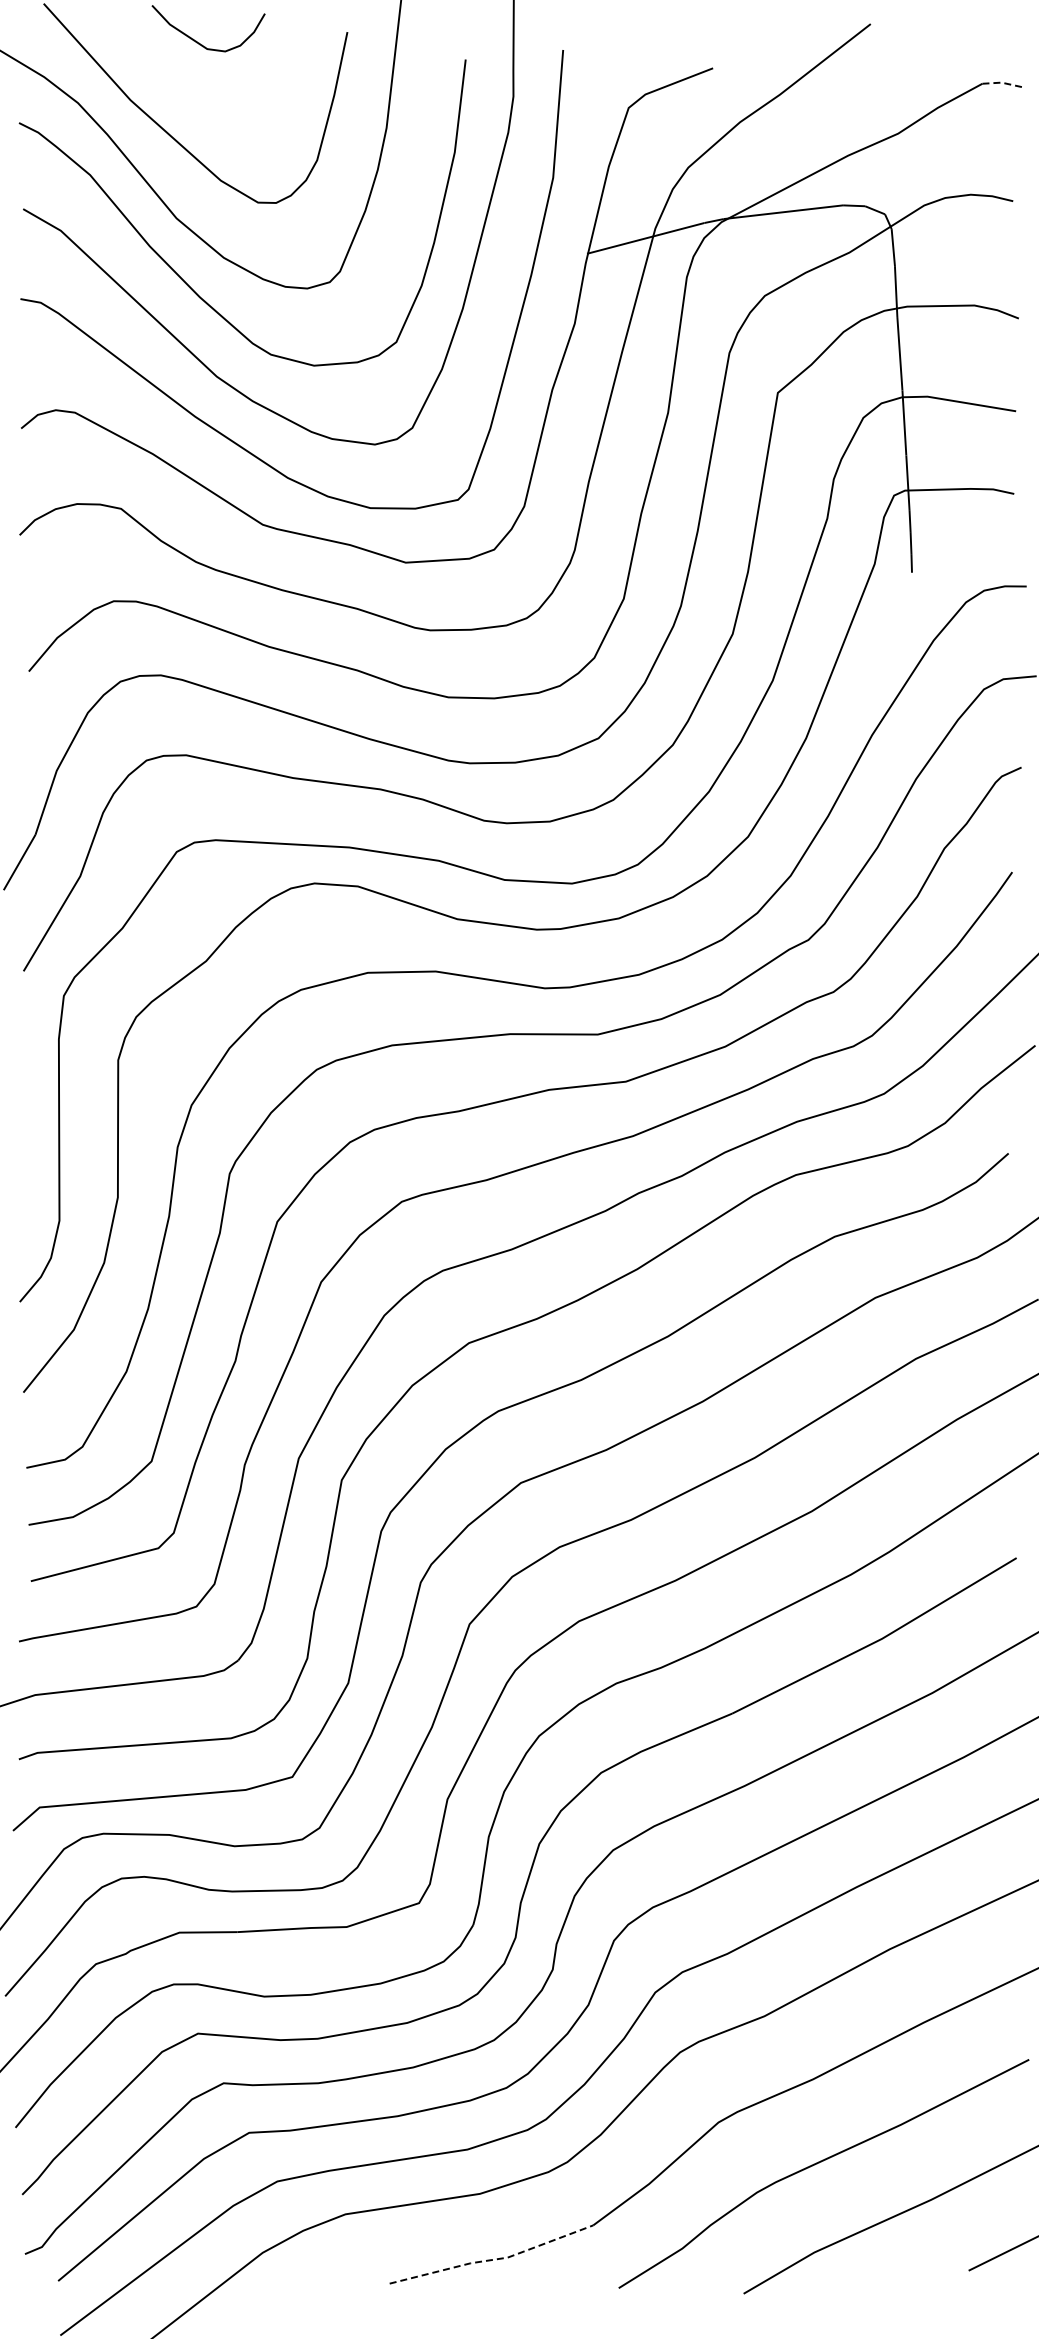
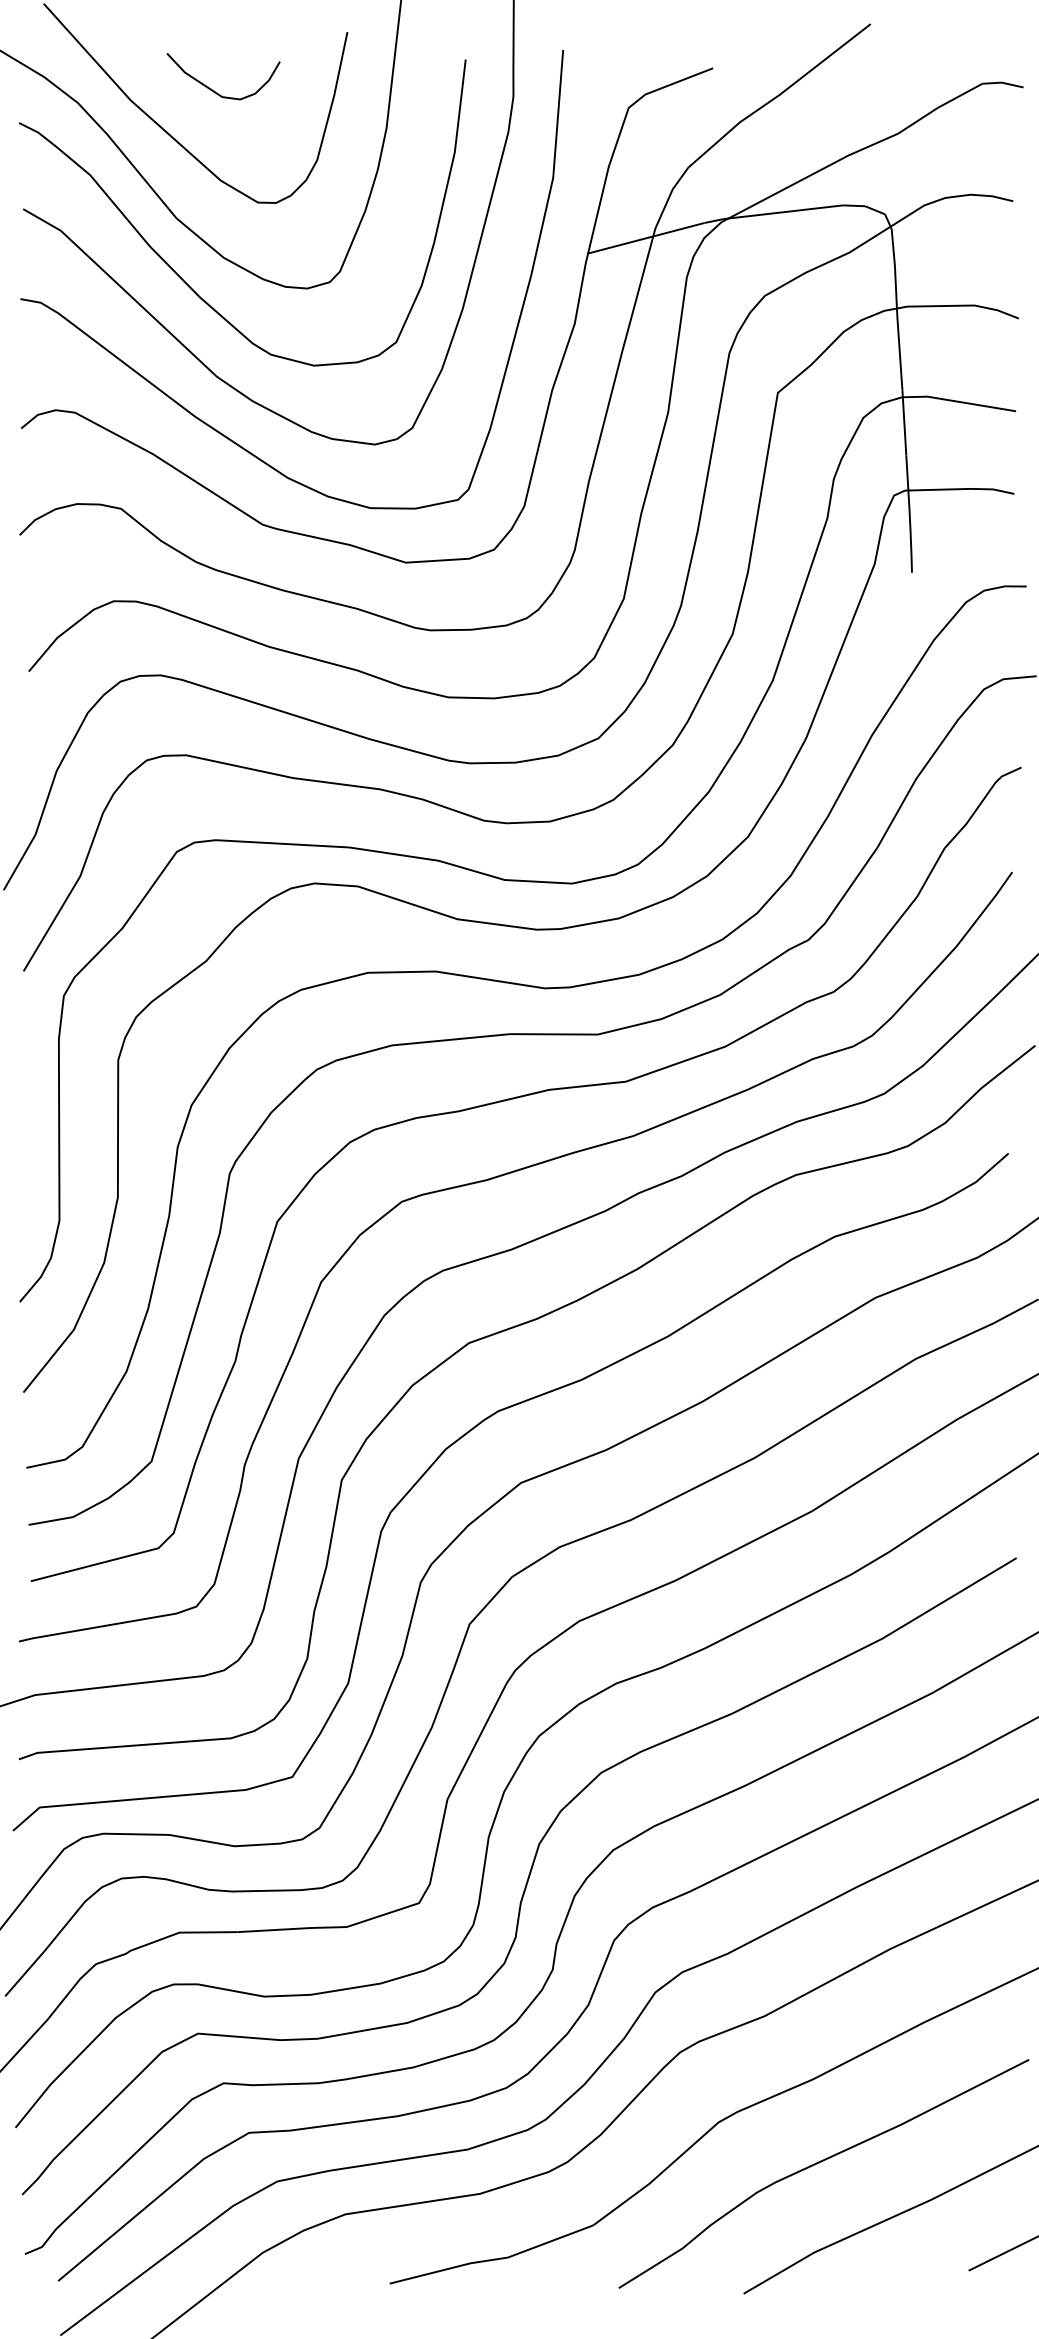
curve position: (199, 42) -> (214, 90) (214, 90)
line: dashed -> solid (1002, 82)
line: dashed -> solid (493, 2259)
